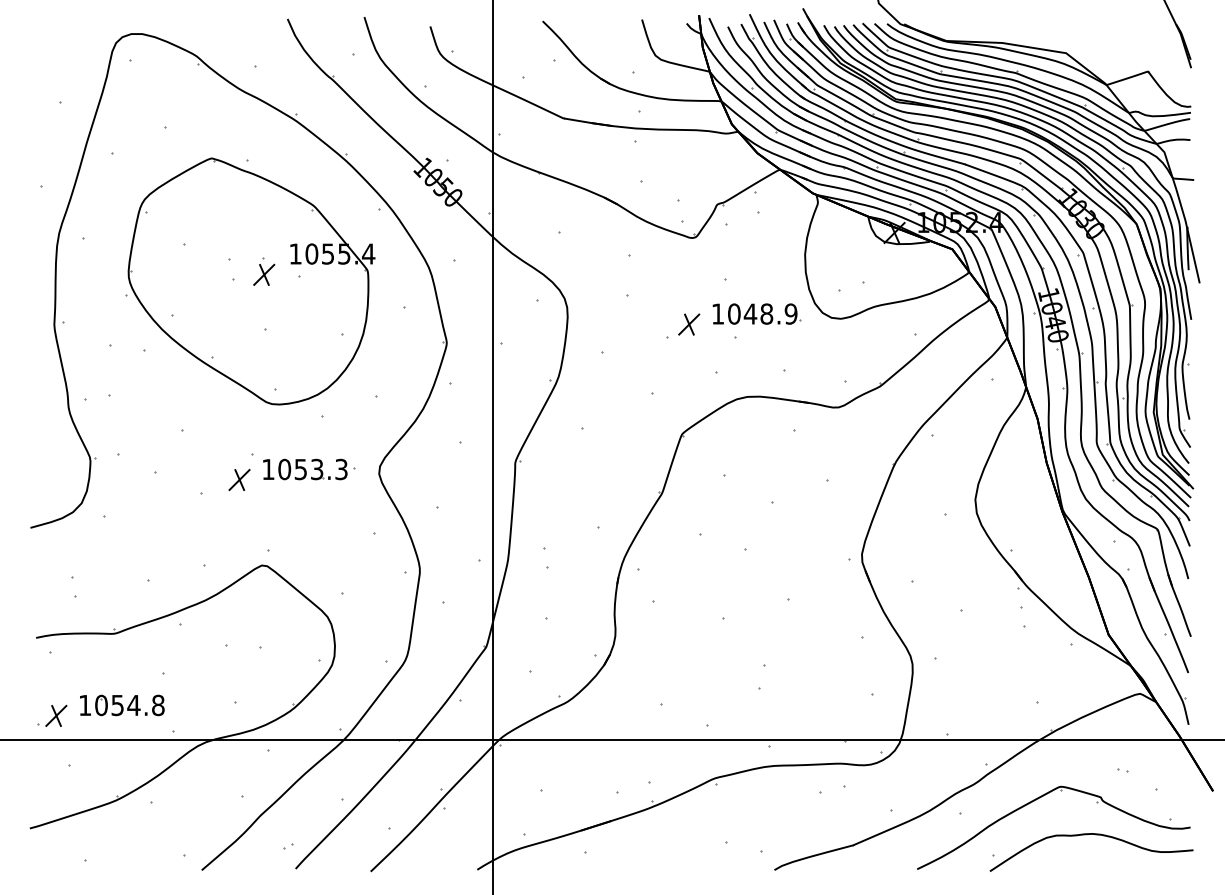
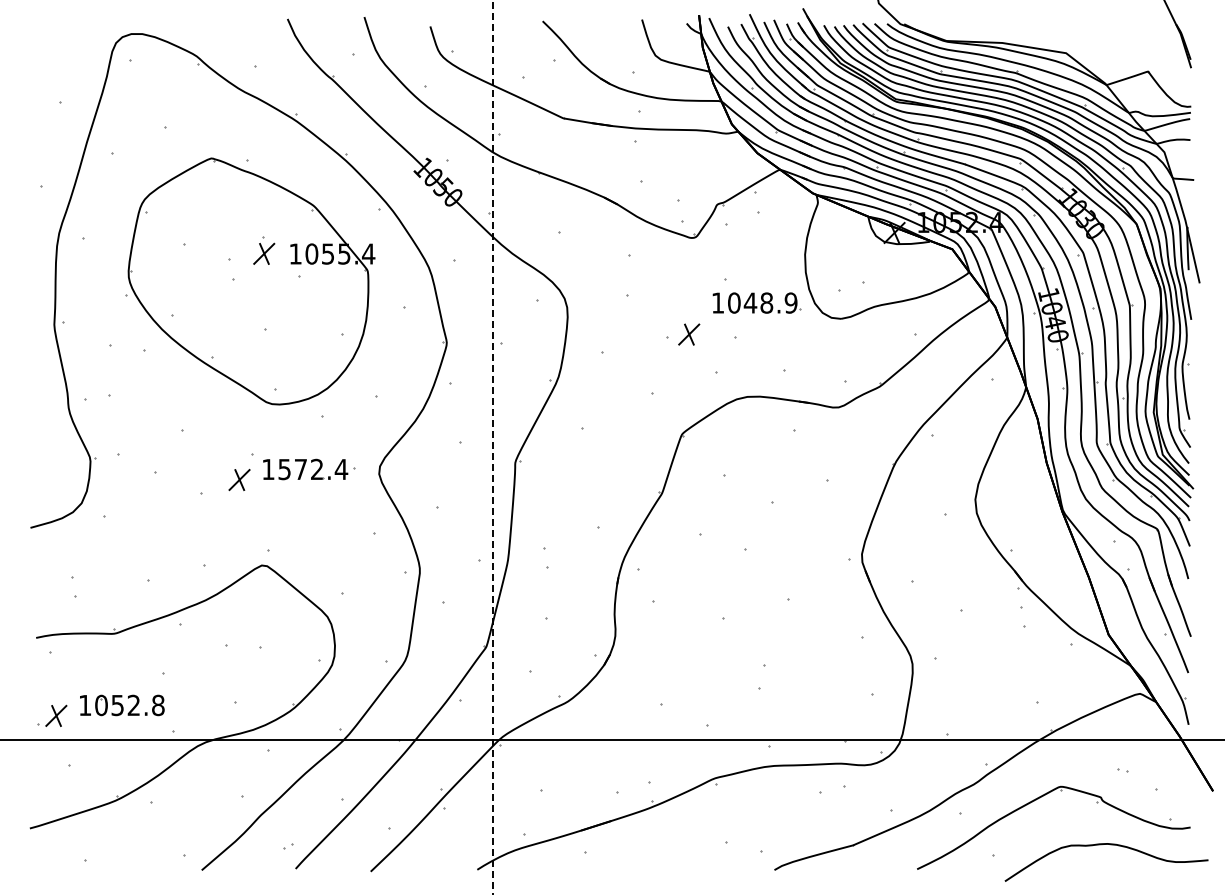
part position: (264, 271) -> (264, 250) (264, 250)
part position: (756, 313) -> (756, 302) (756, 302)
part position: (689, 324) -> (689, 334) (689, 334)
line: solid -> dashed (493, 447)
text: 1053.3 -> 1572.4 (313, 469)
text: 1054.8 -> 1052.8 (133, 704)
curve position: (1095, 835) -> (1110, 845) (1110, 845)
